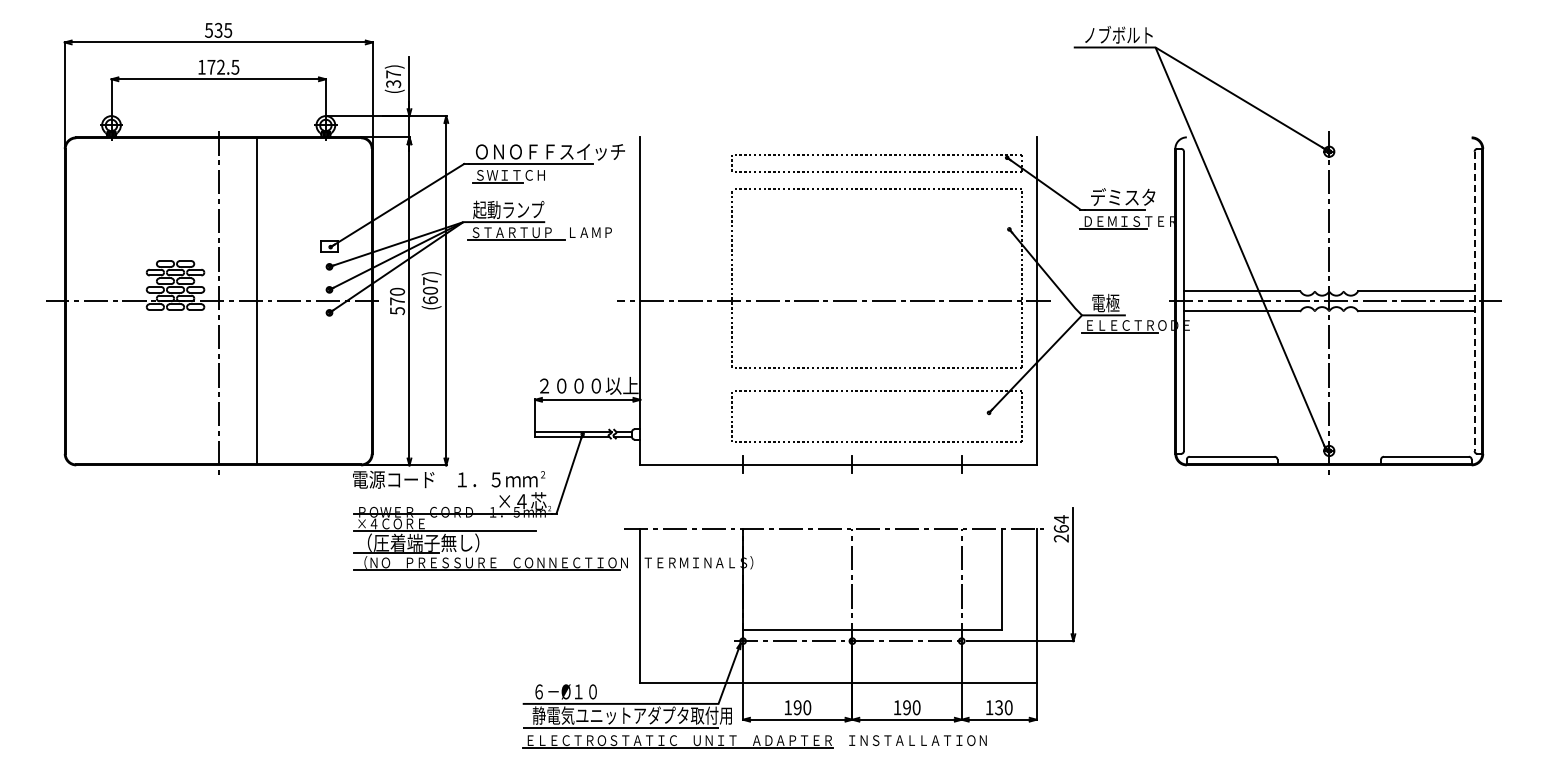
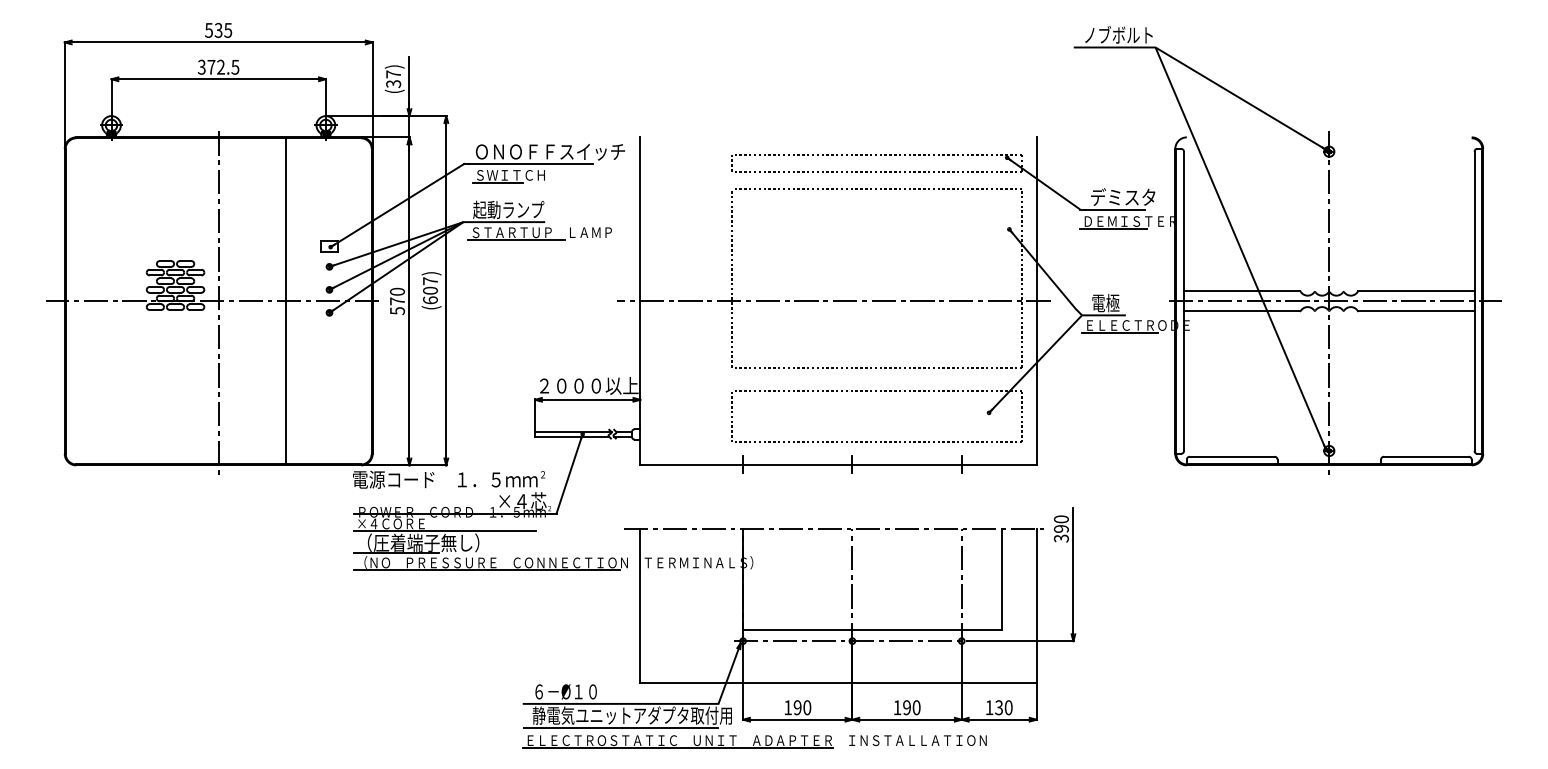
text: 172.5 -> 372.5 (201, 66)
line position: (257, 301) -> (286, 301) (286, 301)
line: dashed -> solid (1474, 301)
text: 264 -> 390 (1060, 528)
